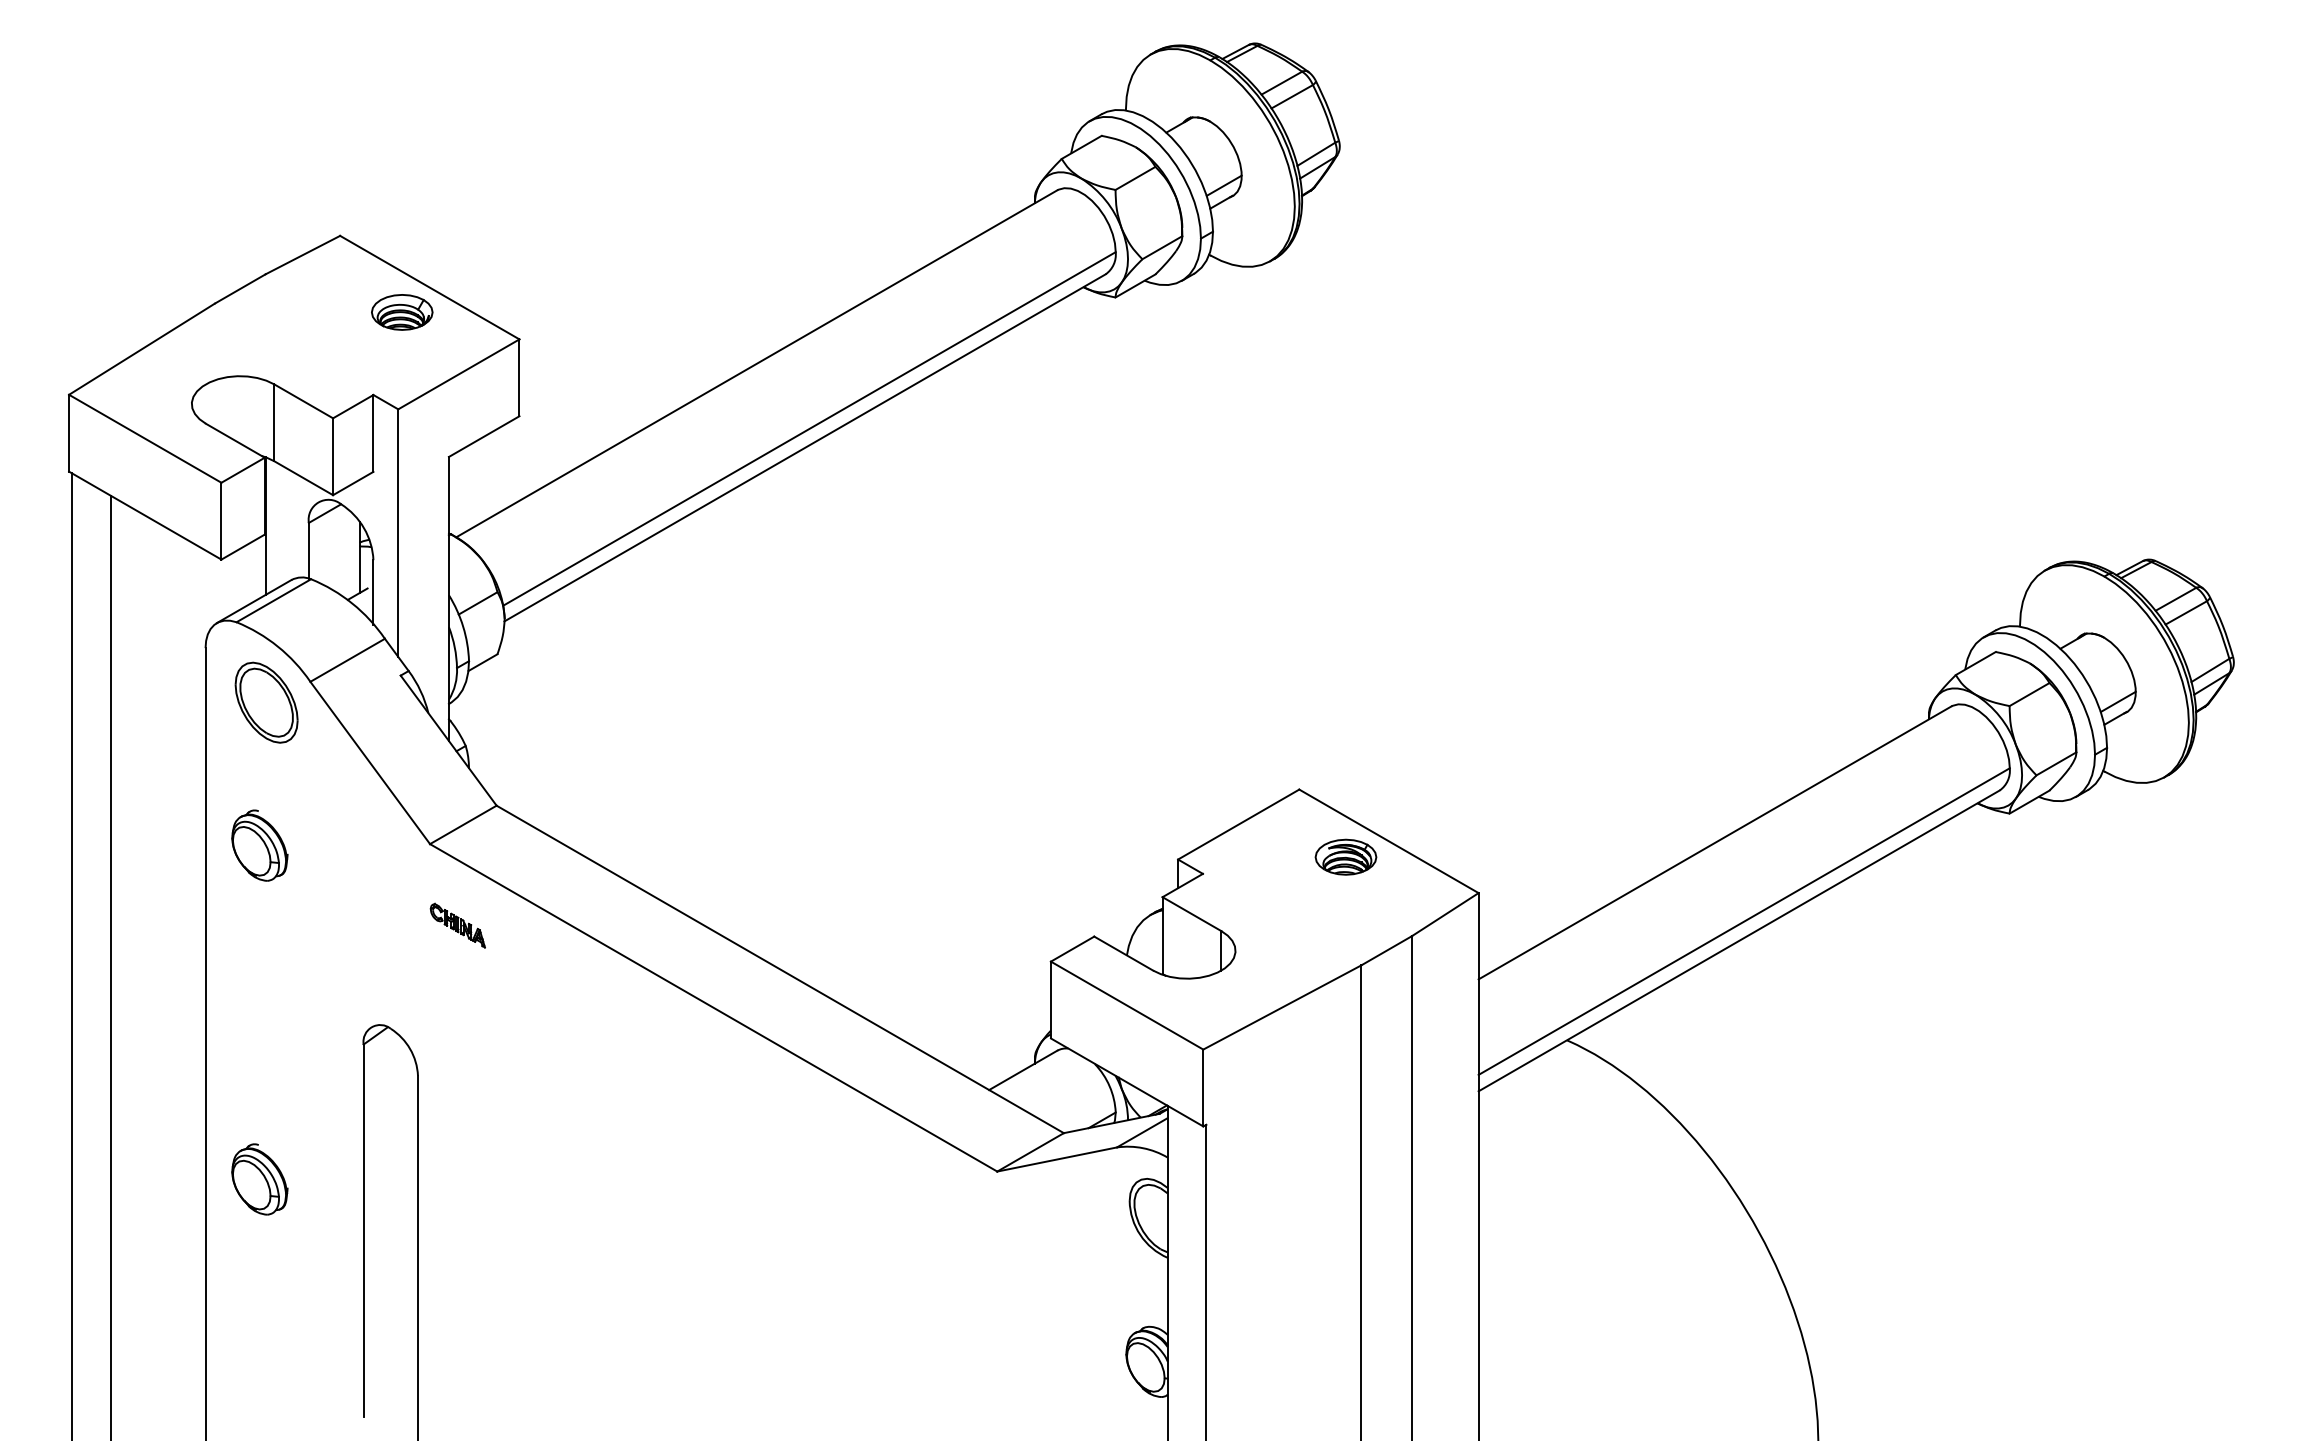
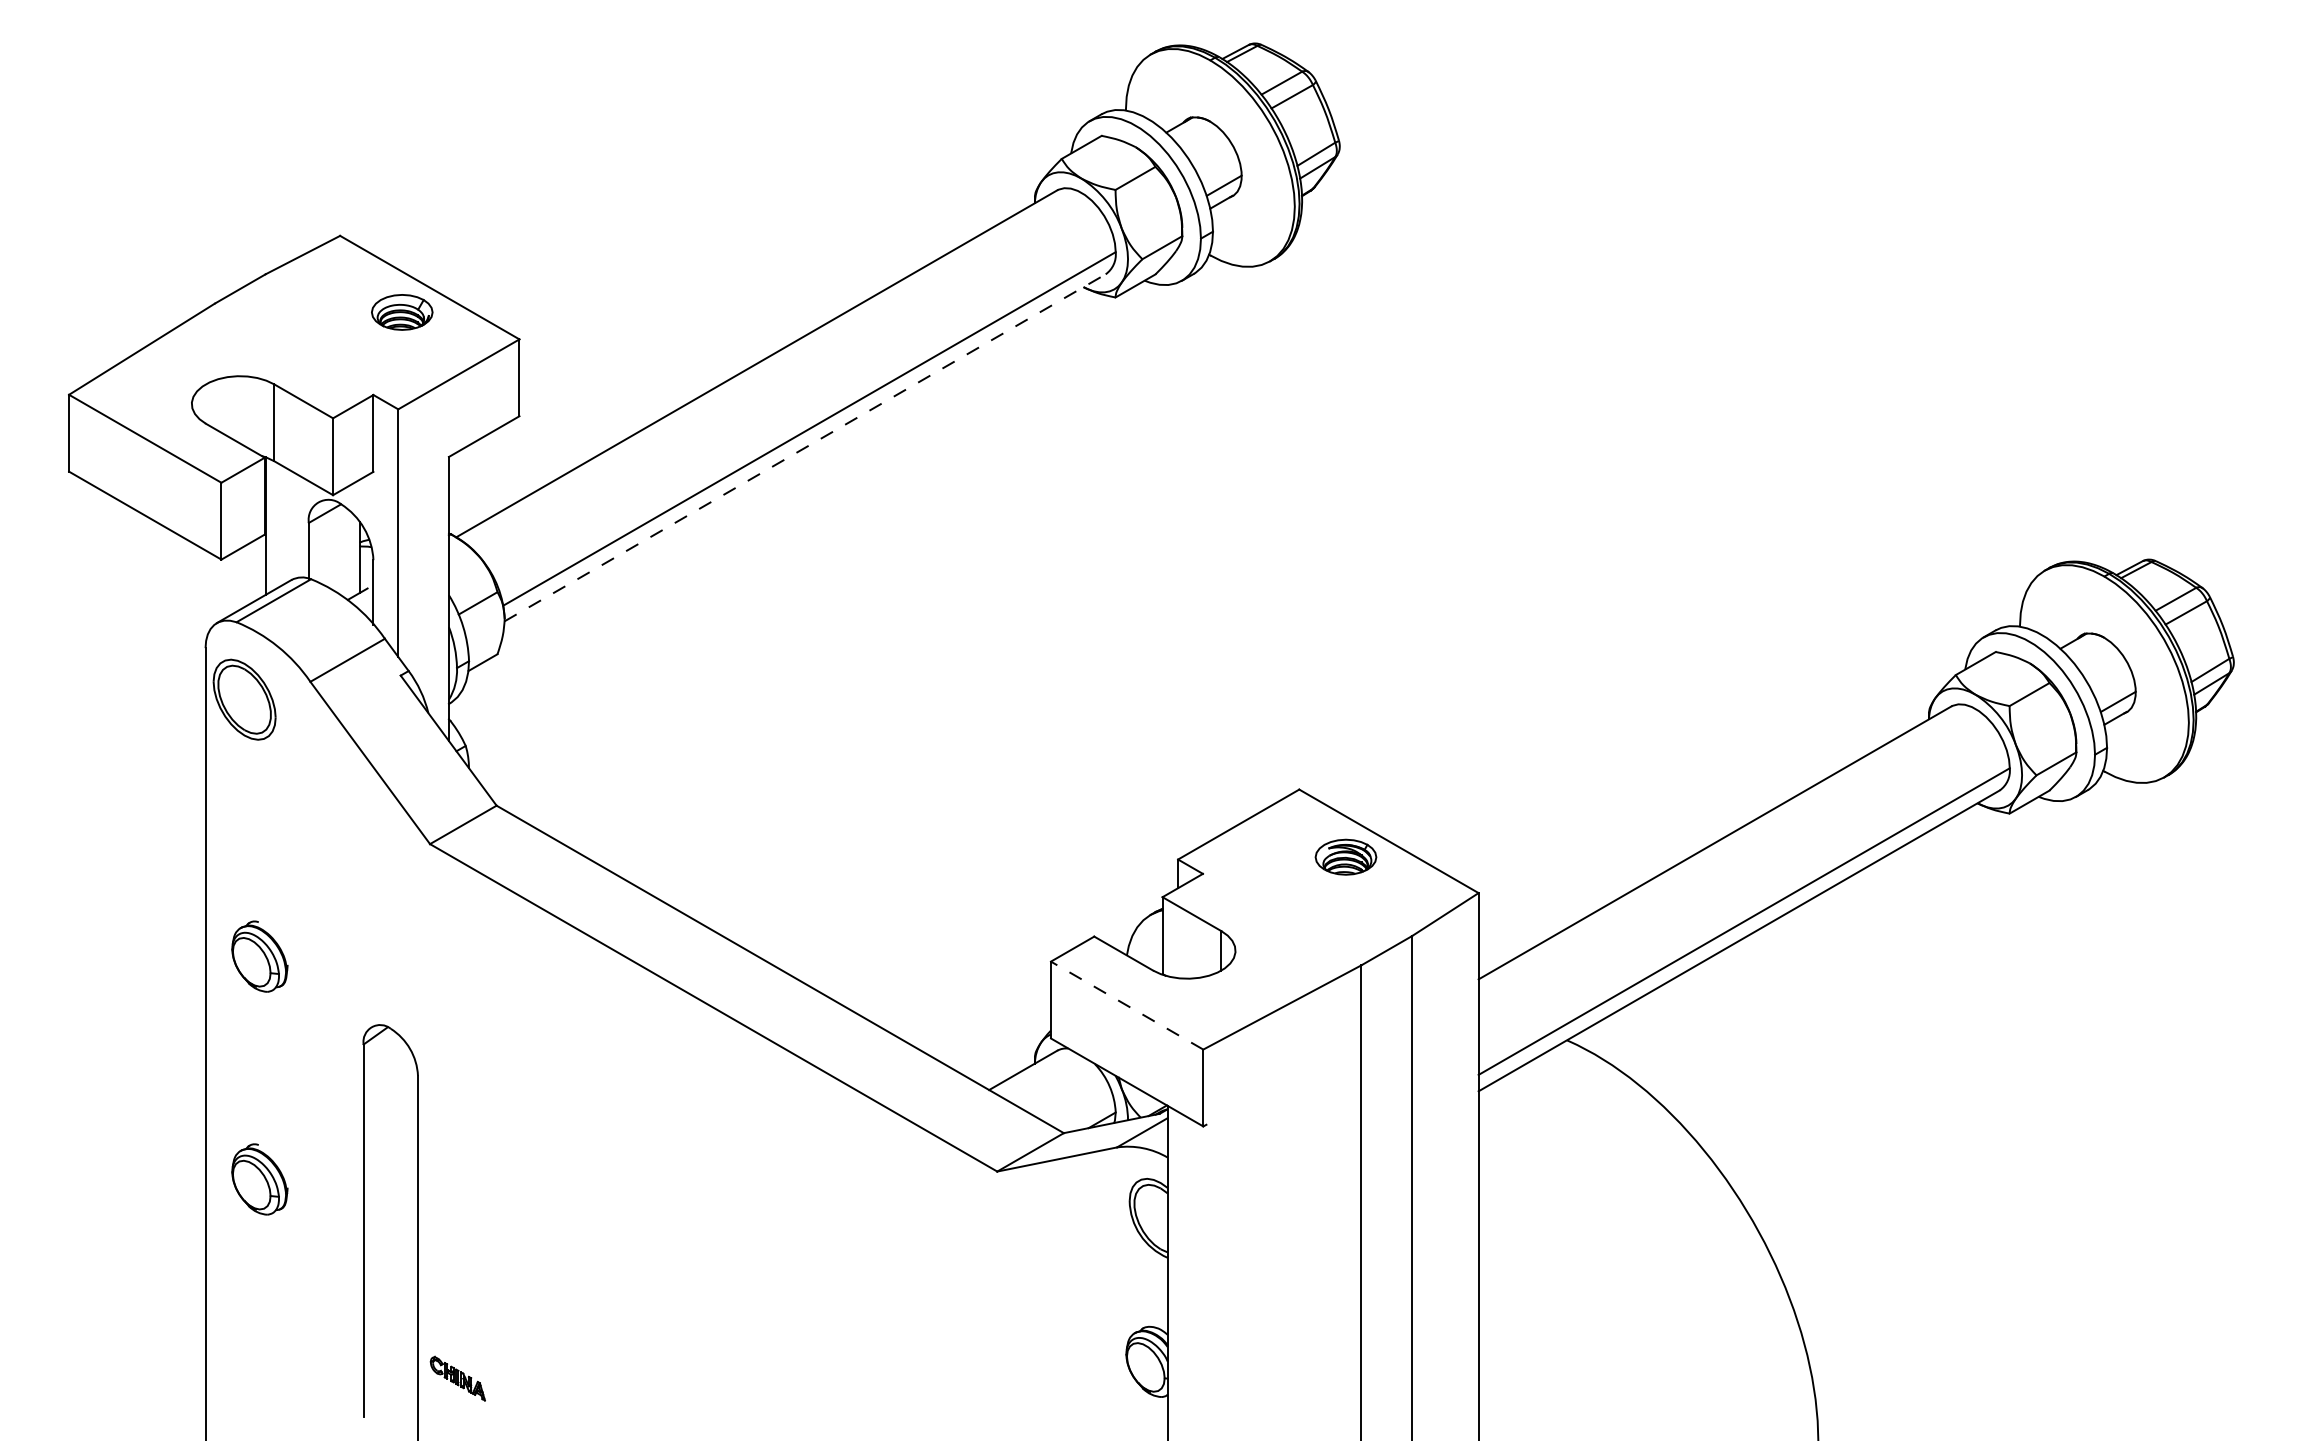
line: solid -> dashed (805, 447)
part position: (266, 702) -> (244, 699) (244, 699)
part position: (259, 845) -> (259, 956) (259, 956)
part position: (457, 925) -> (457, 1378) (457, 1378)
line: present -> none (71, 955)
line: present -> none (110, 966)
line: solid -> dashed (1127, 1005)
line: present -> none (1206, 1280)
